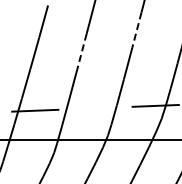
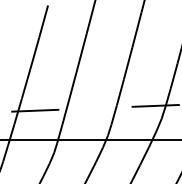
line: dashed -> solid (136, 30)
line: dashed -> solid (81, 51)
